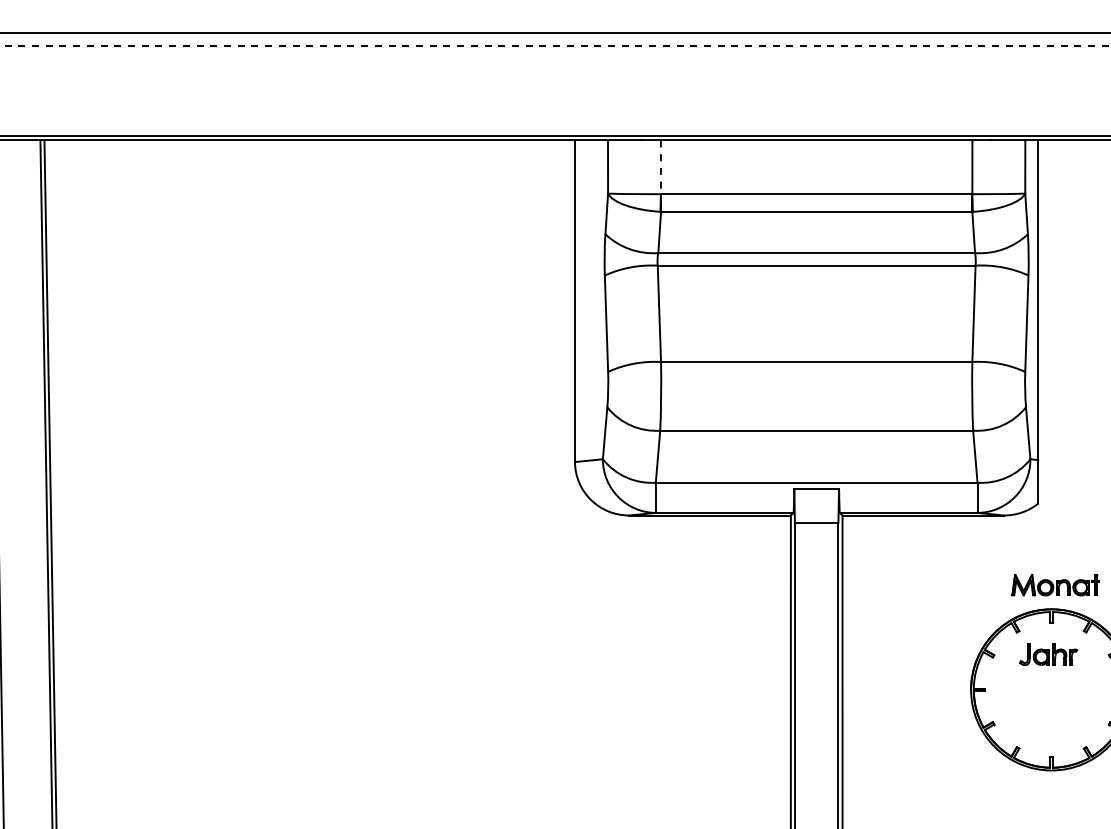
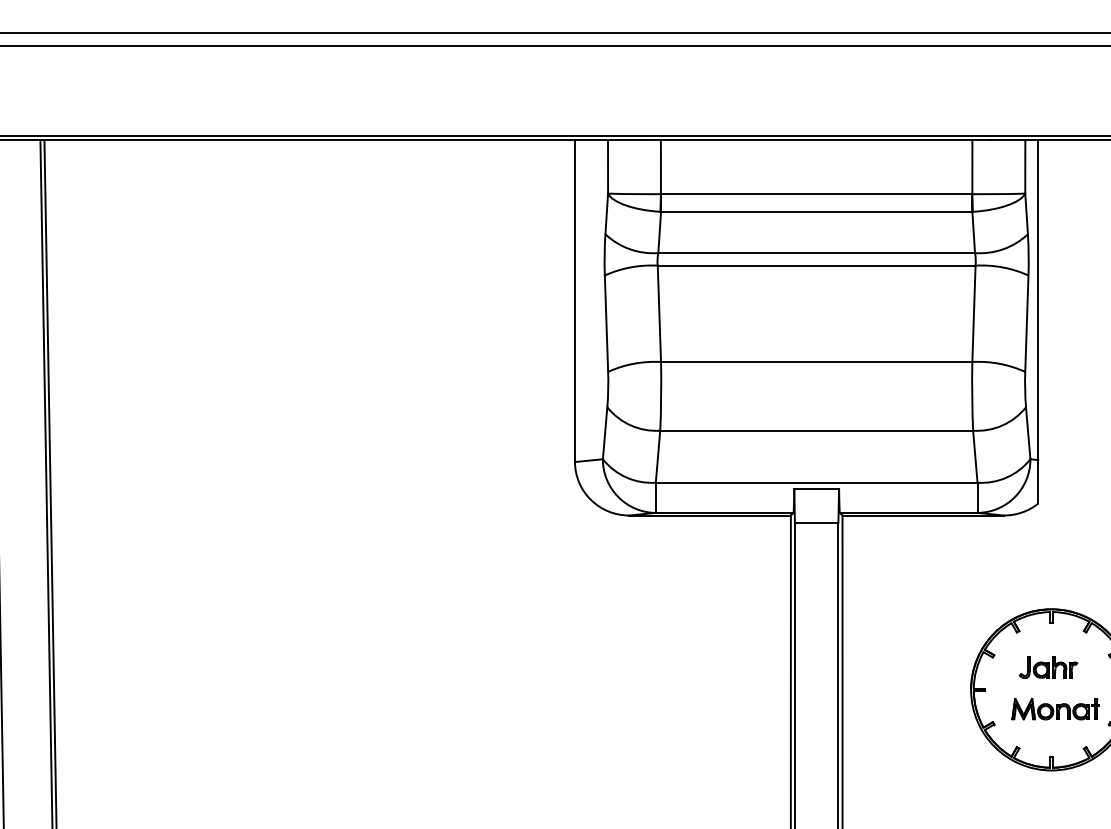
line: dashed -> solid (556, 46)
line: dashed -> solid (660, 167)
part position: (1055, 585) -> (1055, 709) (1055, 709)
part position: (1048, 654) -> (1048, 667) (1048, 667)
